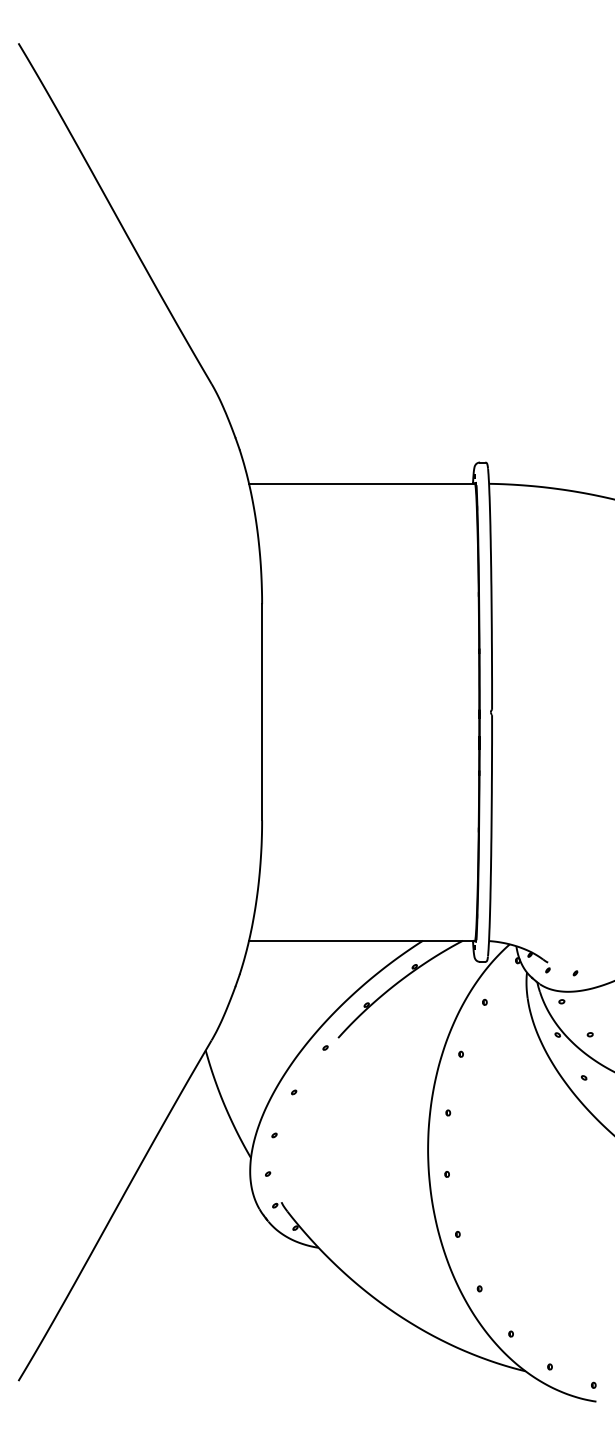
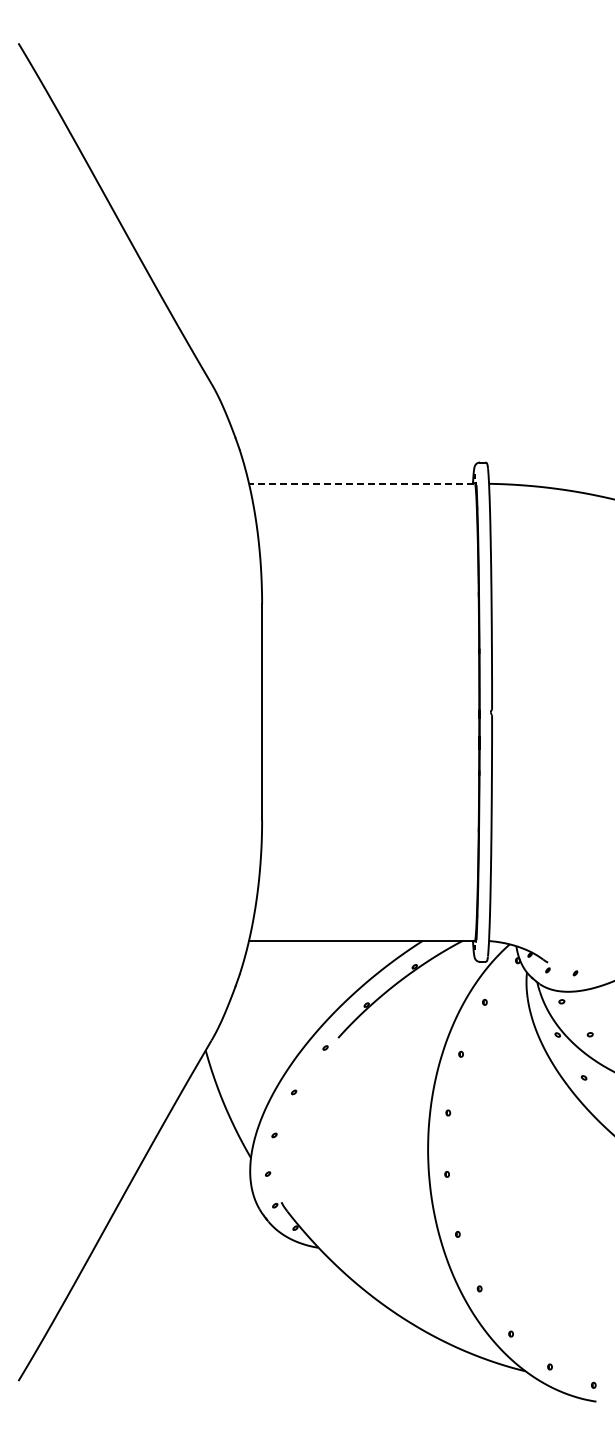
line: solid -> dashed (360, 483)
